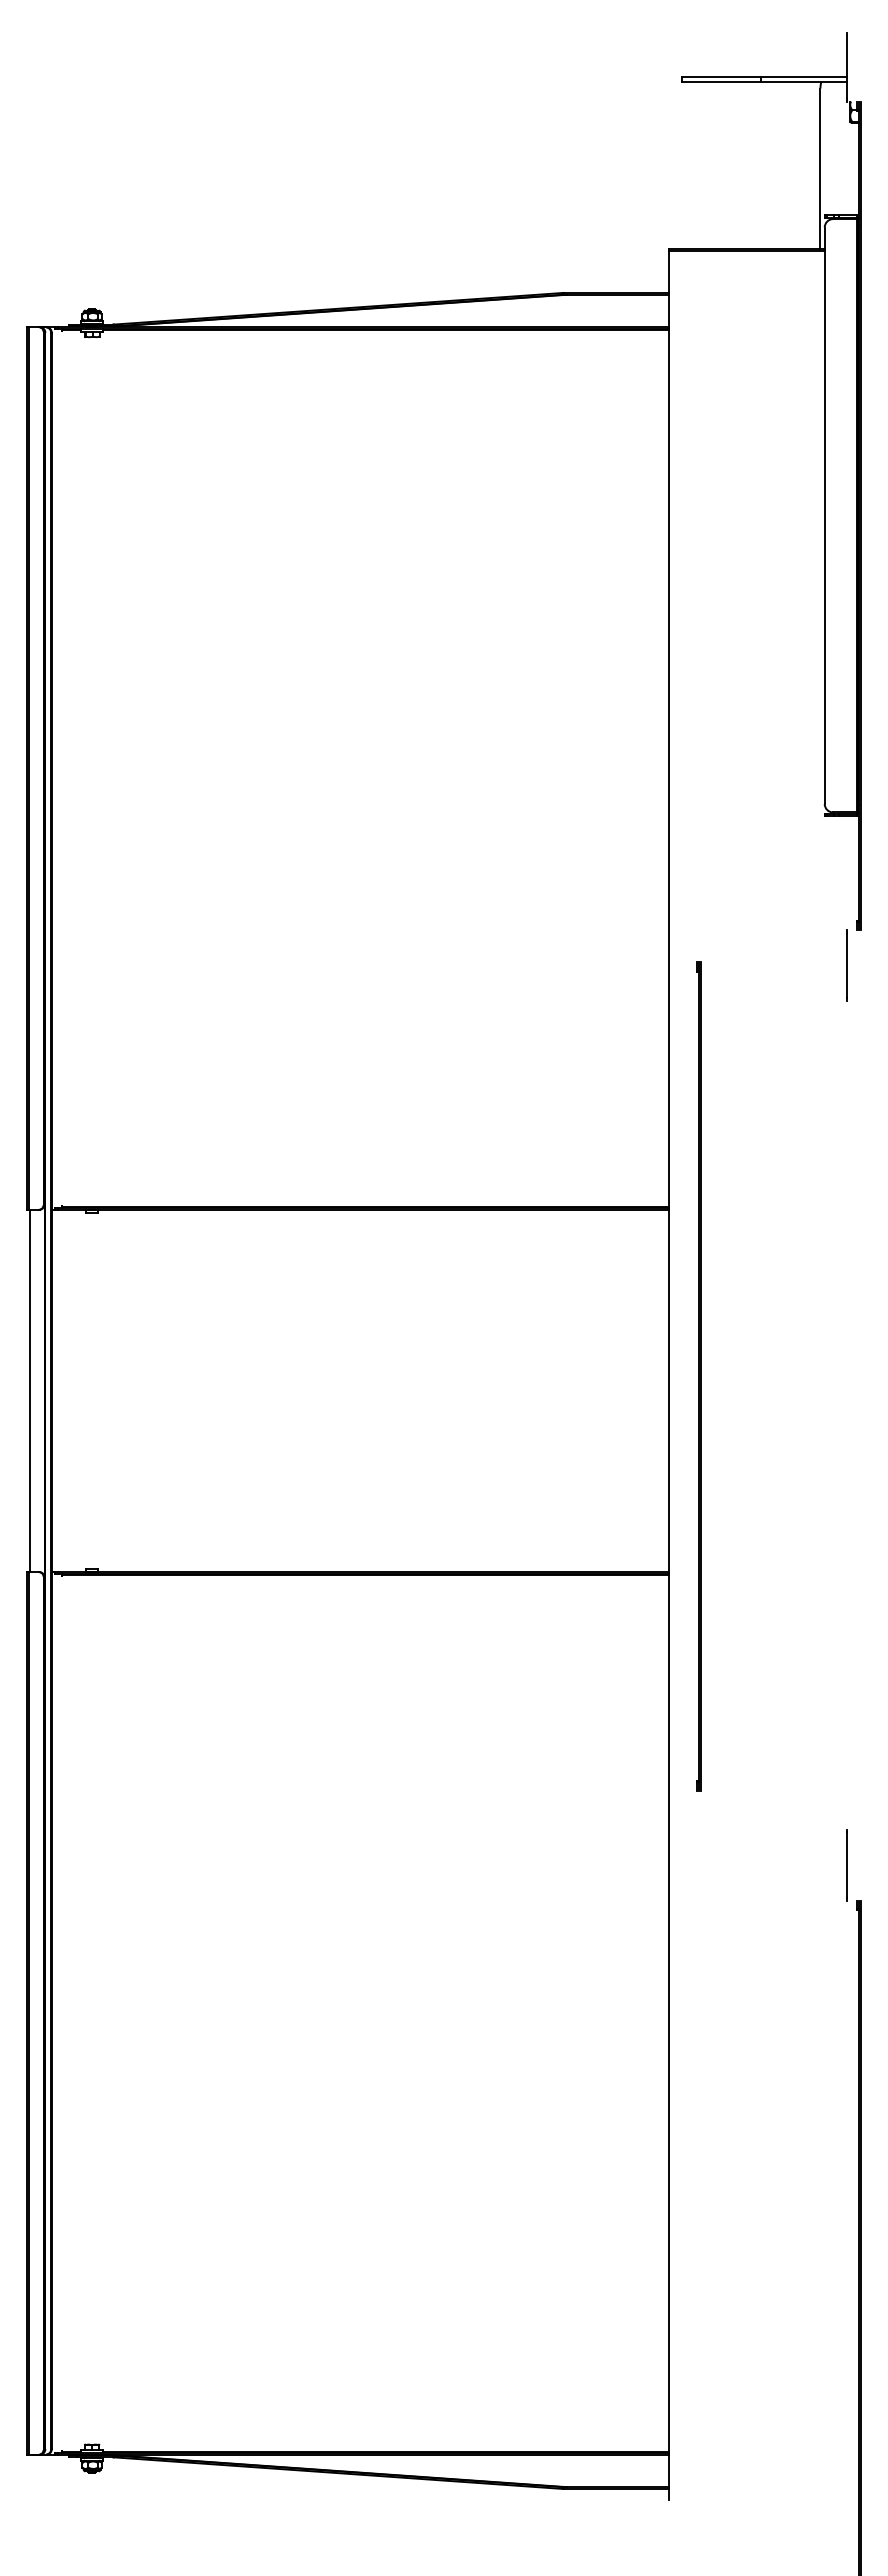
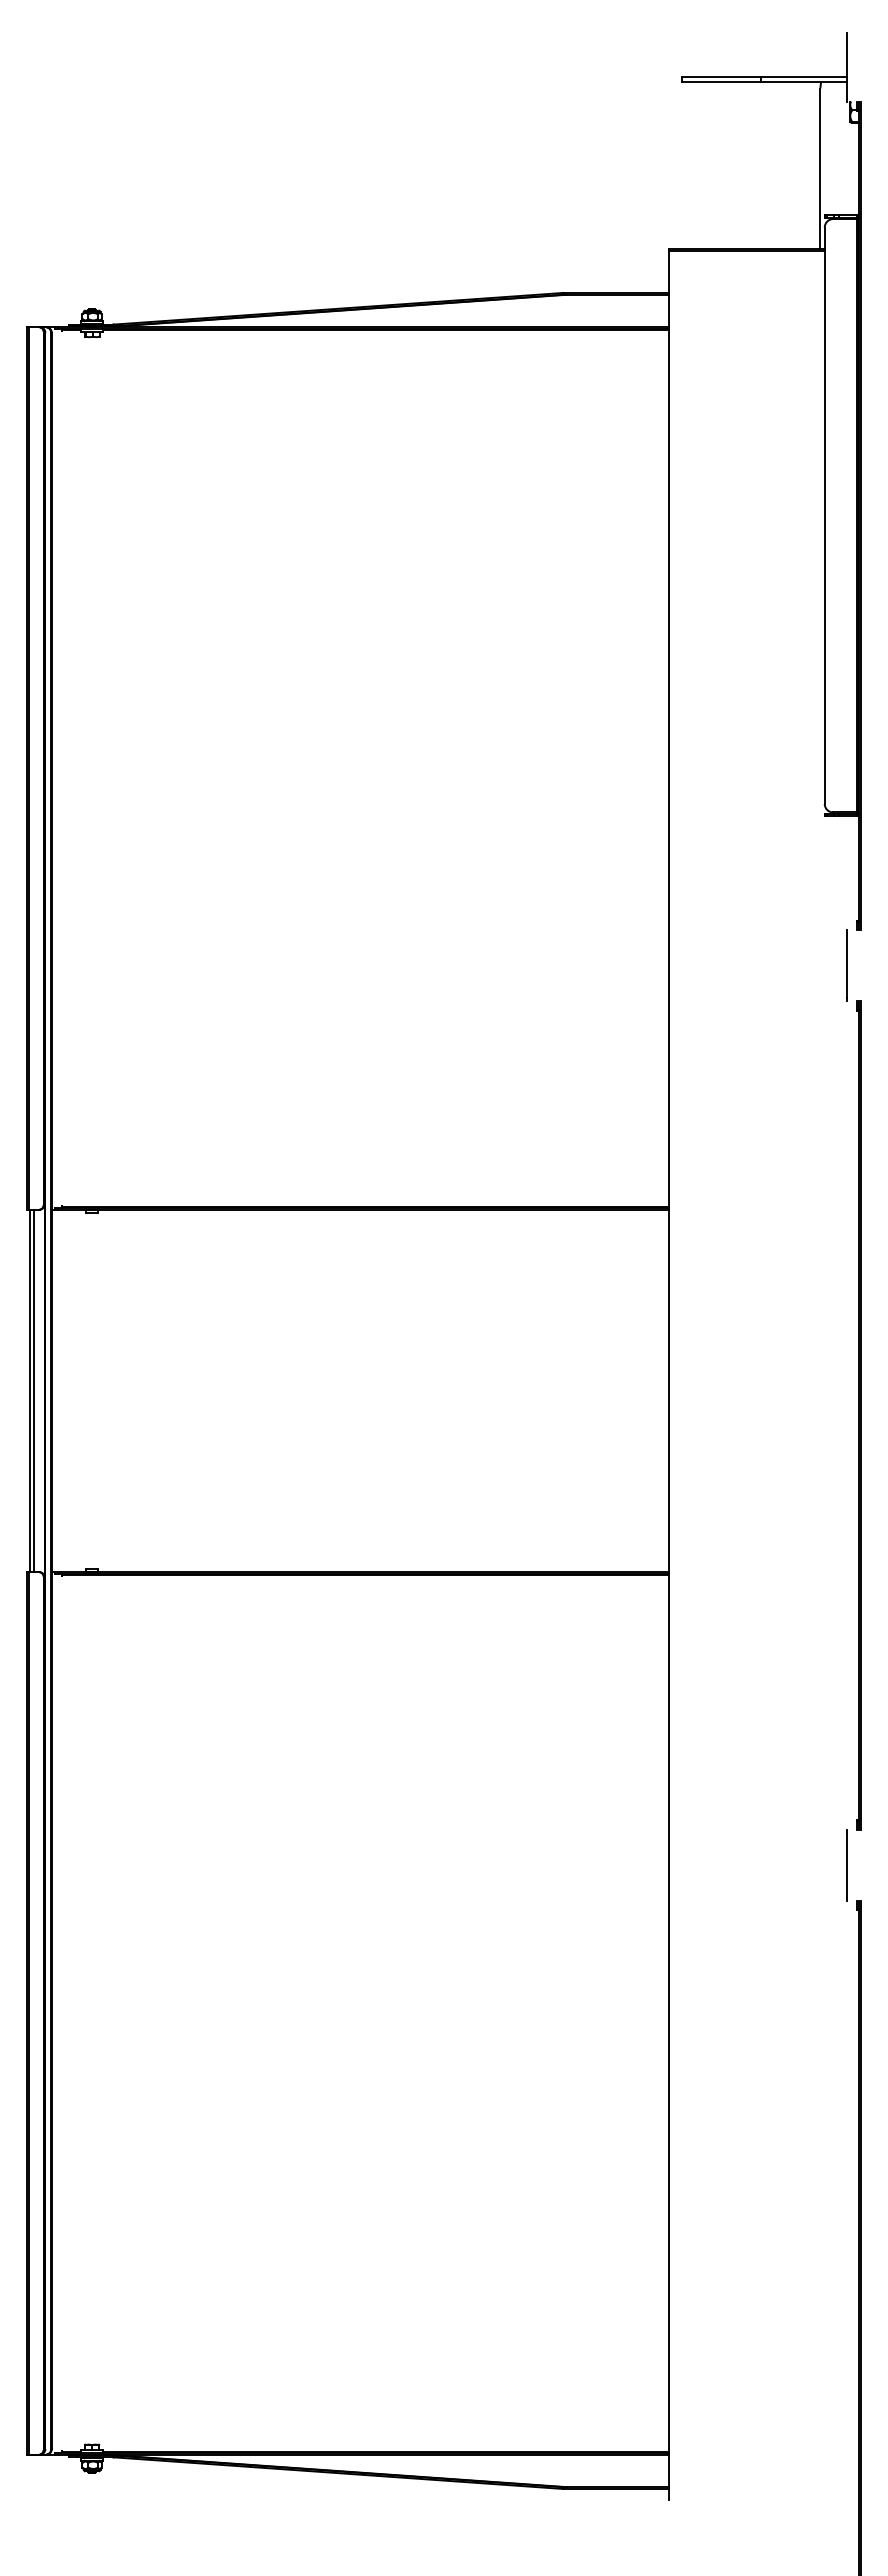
part position: (698, 1376) -> (858, 1415) (858, 1415)
line: none -> present (34, 1390)
